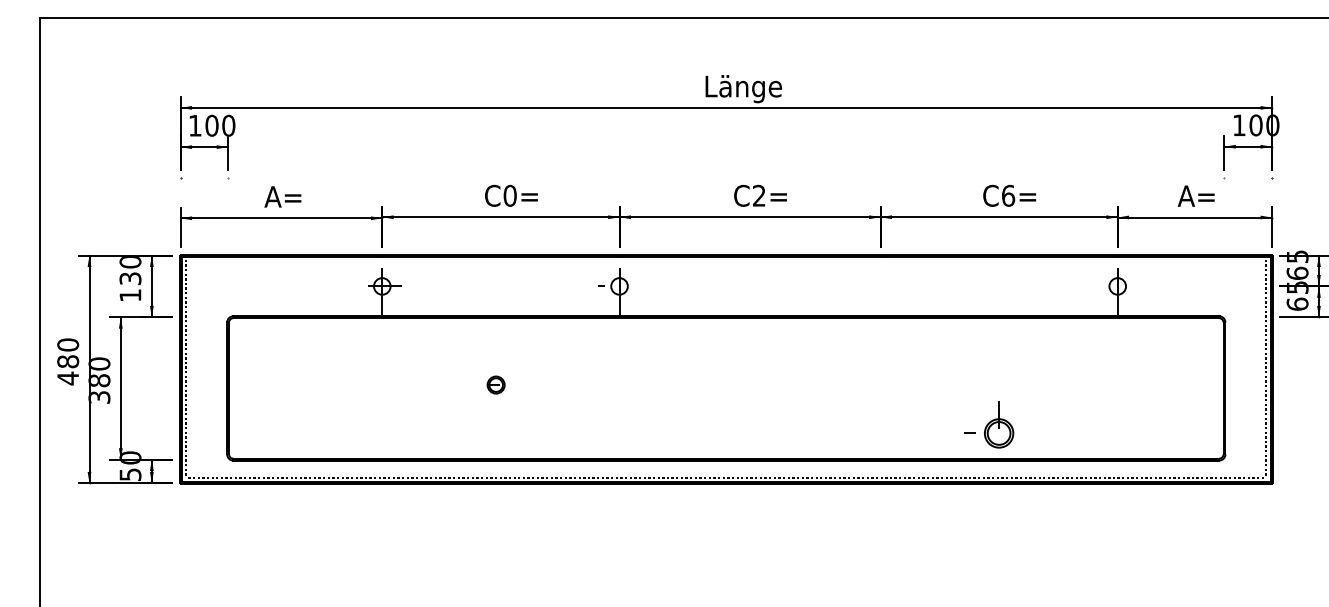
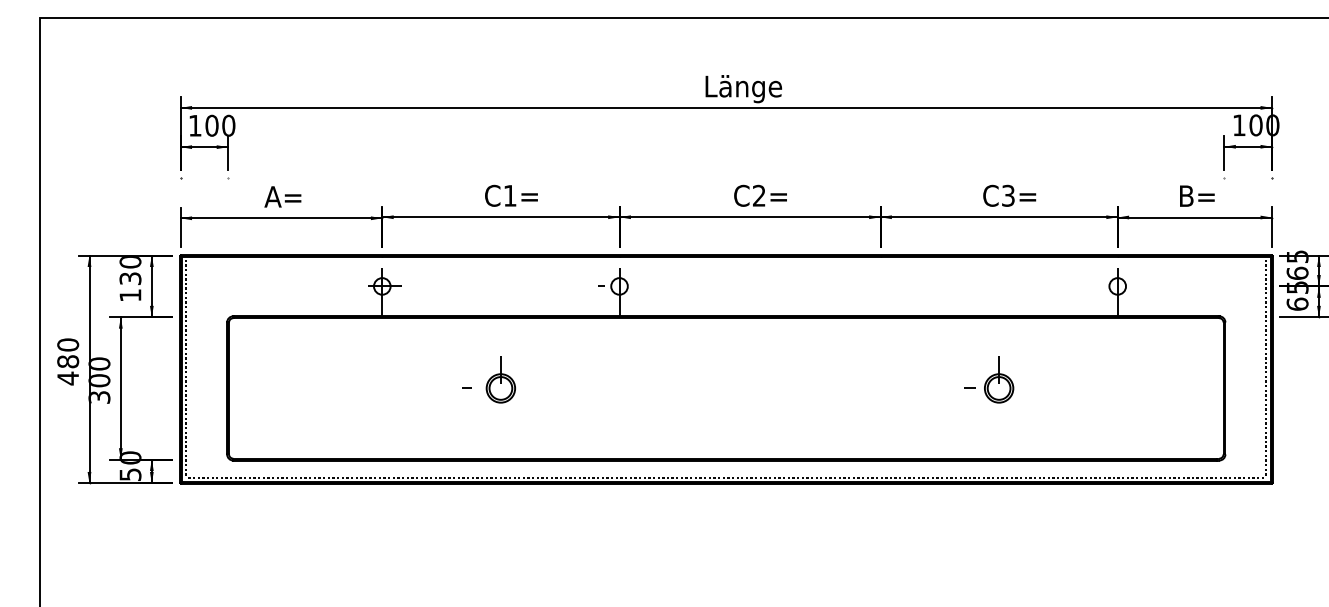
text: C0= -> C1= (509, 195)
text: C6= -> C3= (1008, 195)
text: A= -> B= (1185, 195)
text: 380 -> 300 (99, 380)
part size: 20x20 px -> 54x48 px (488, 379)
part position: (989, 424) -> (989, 379) (989, 379)
